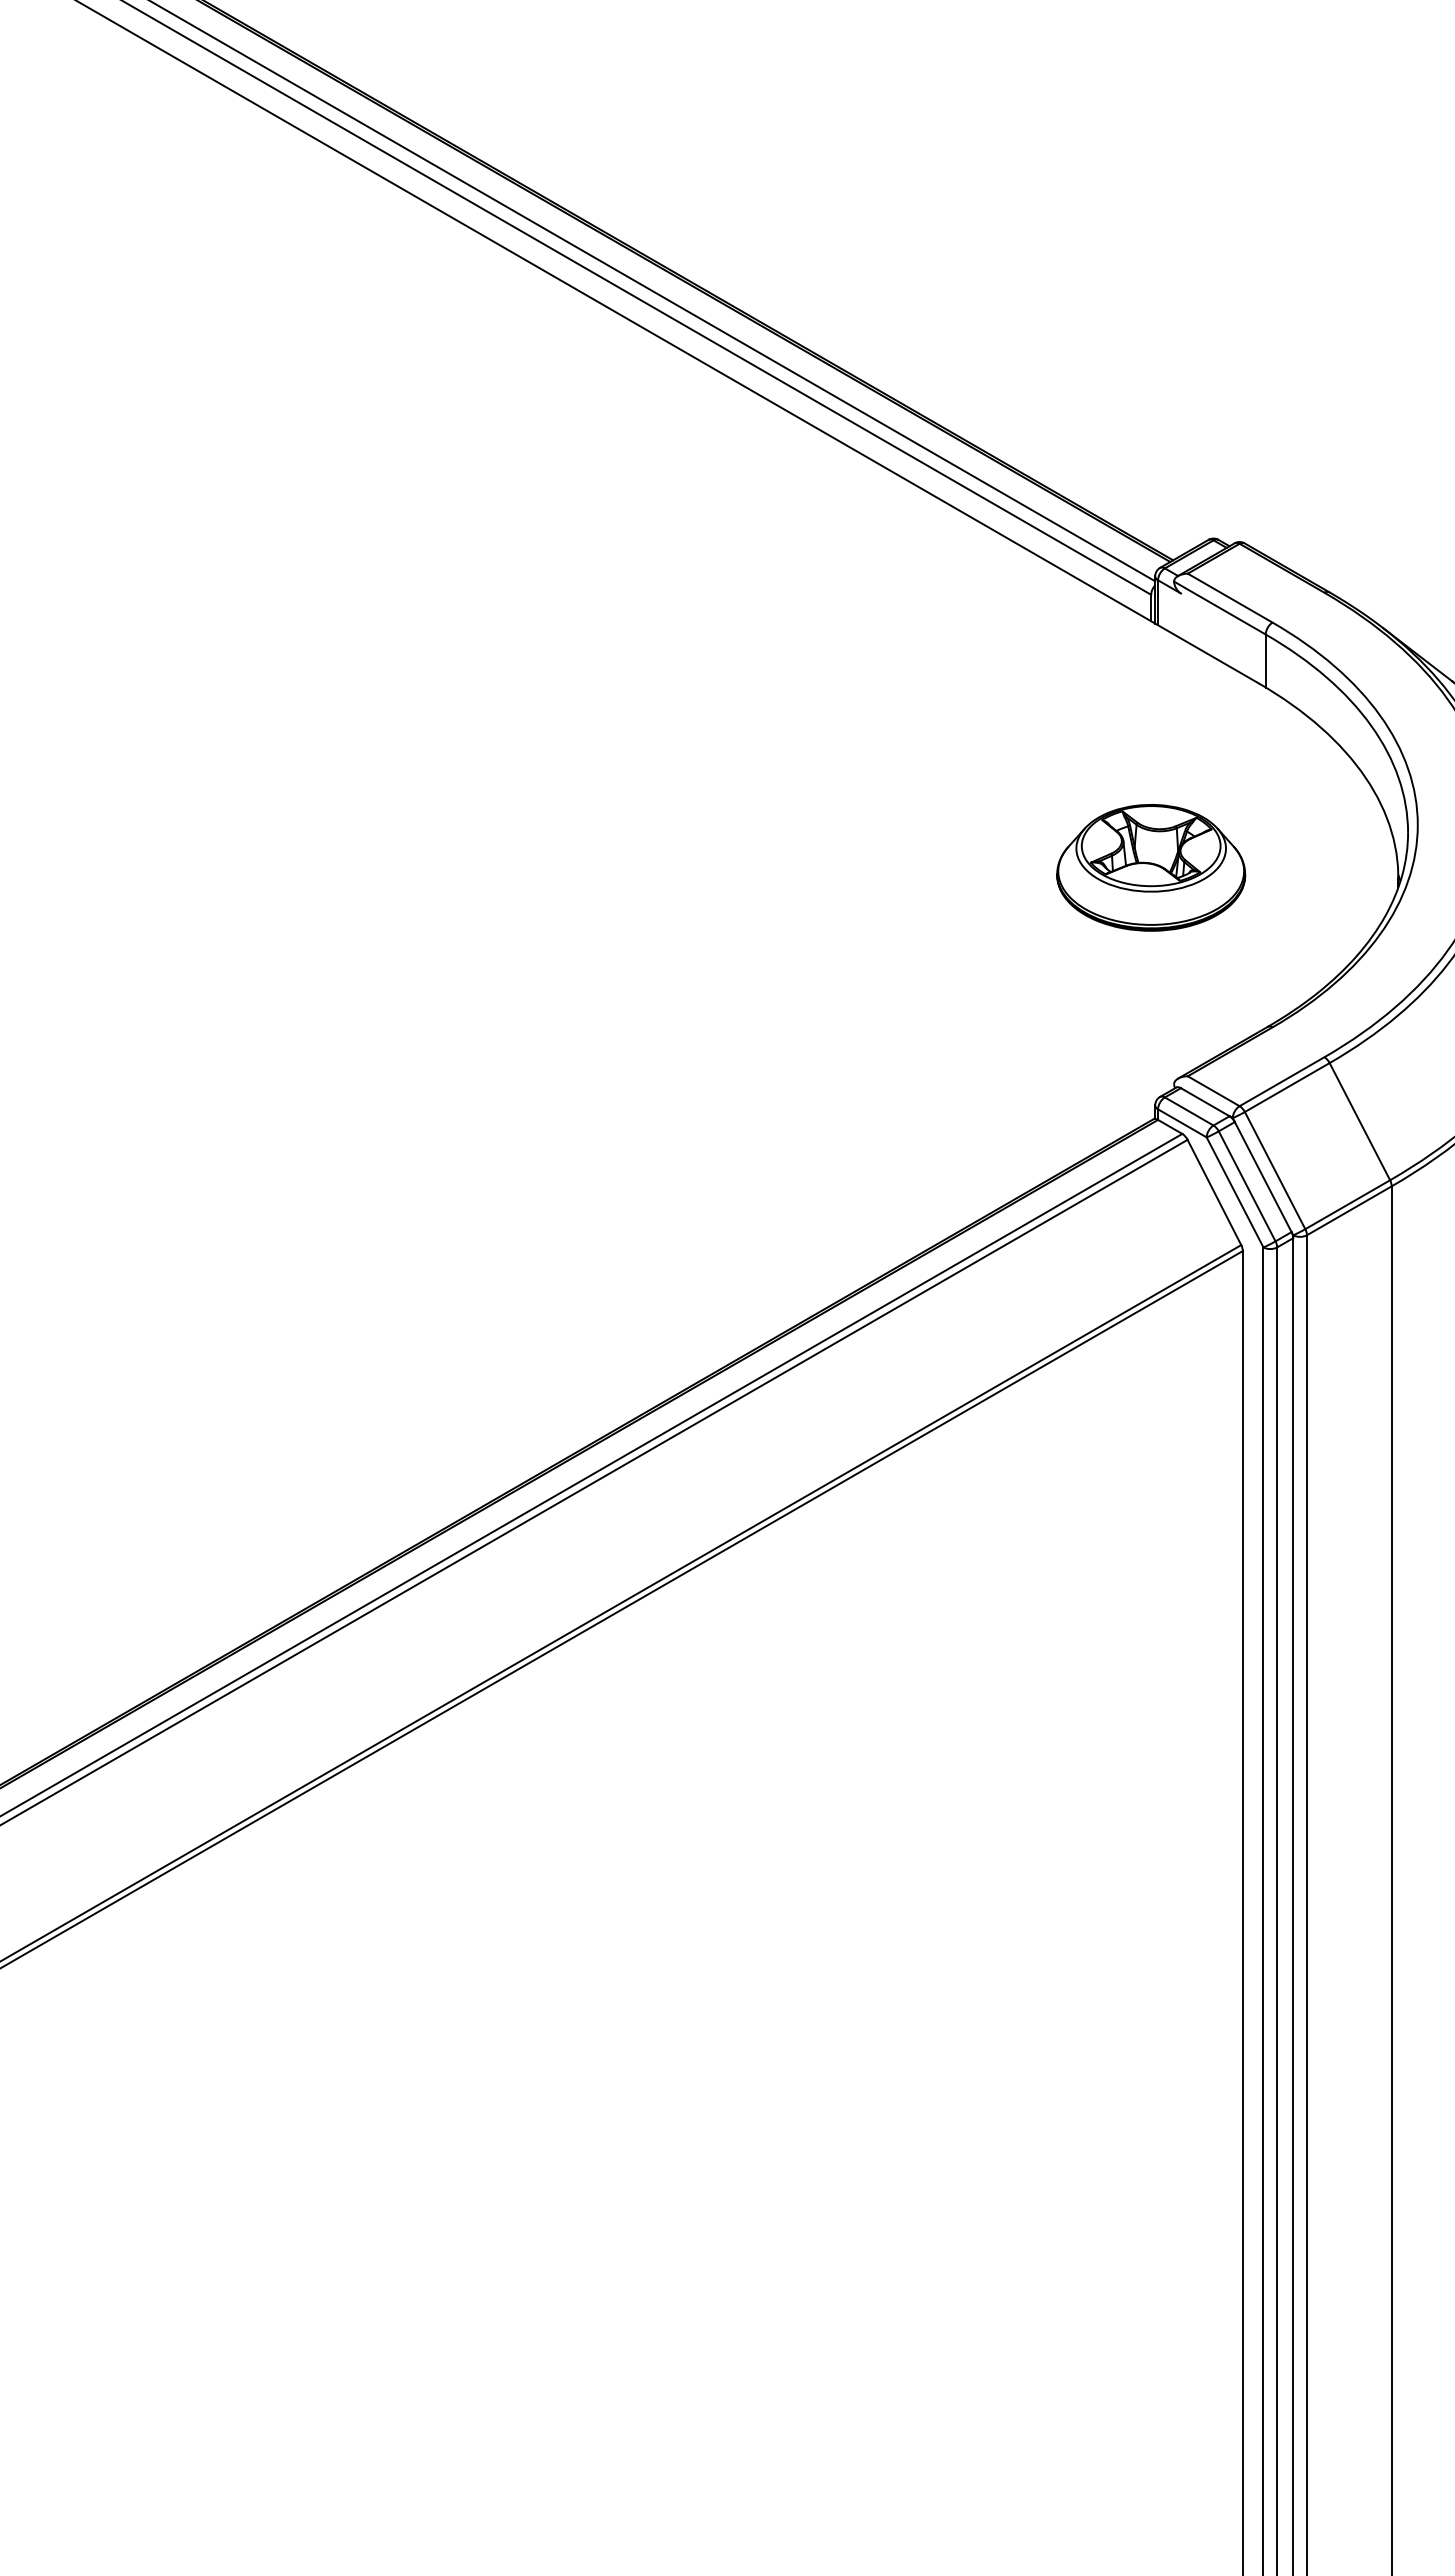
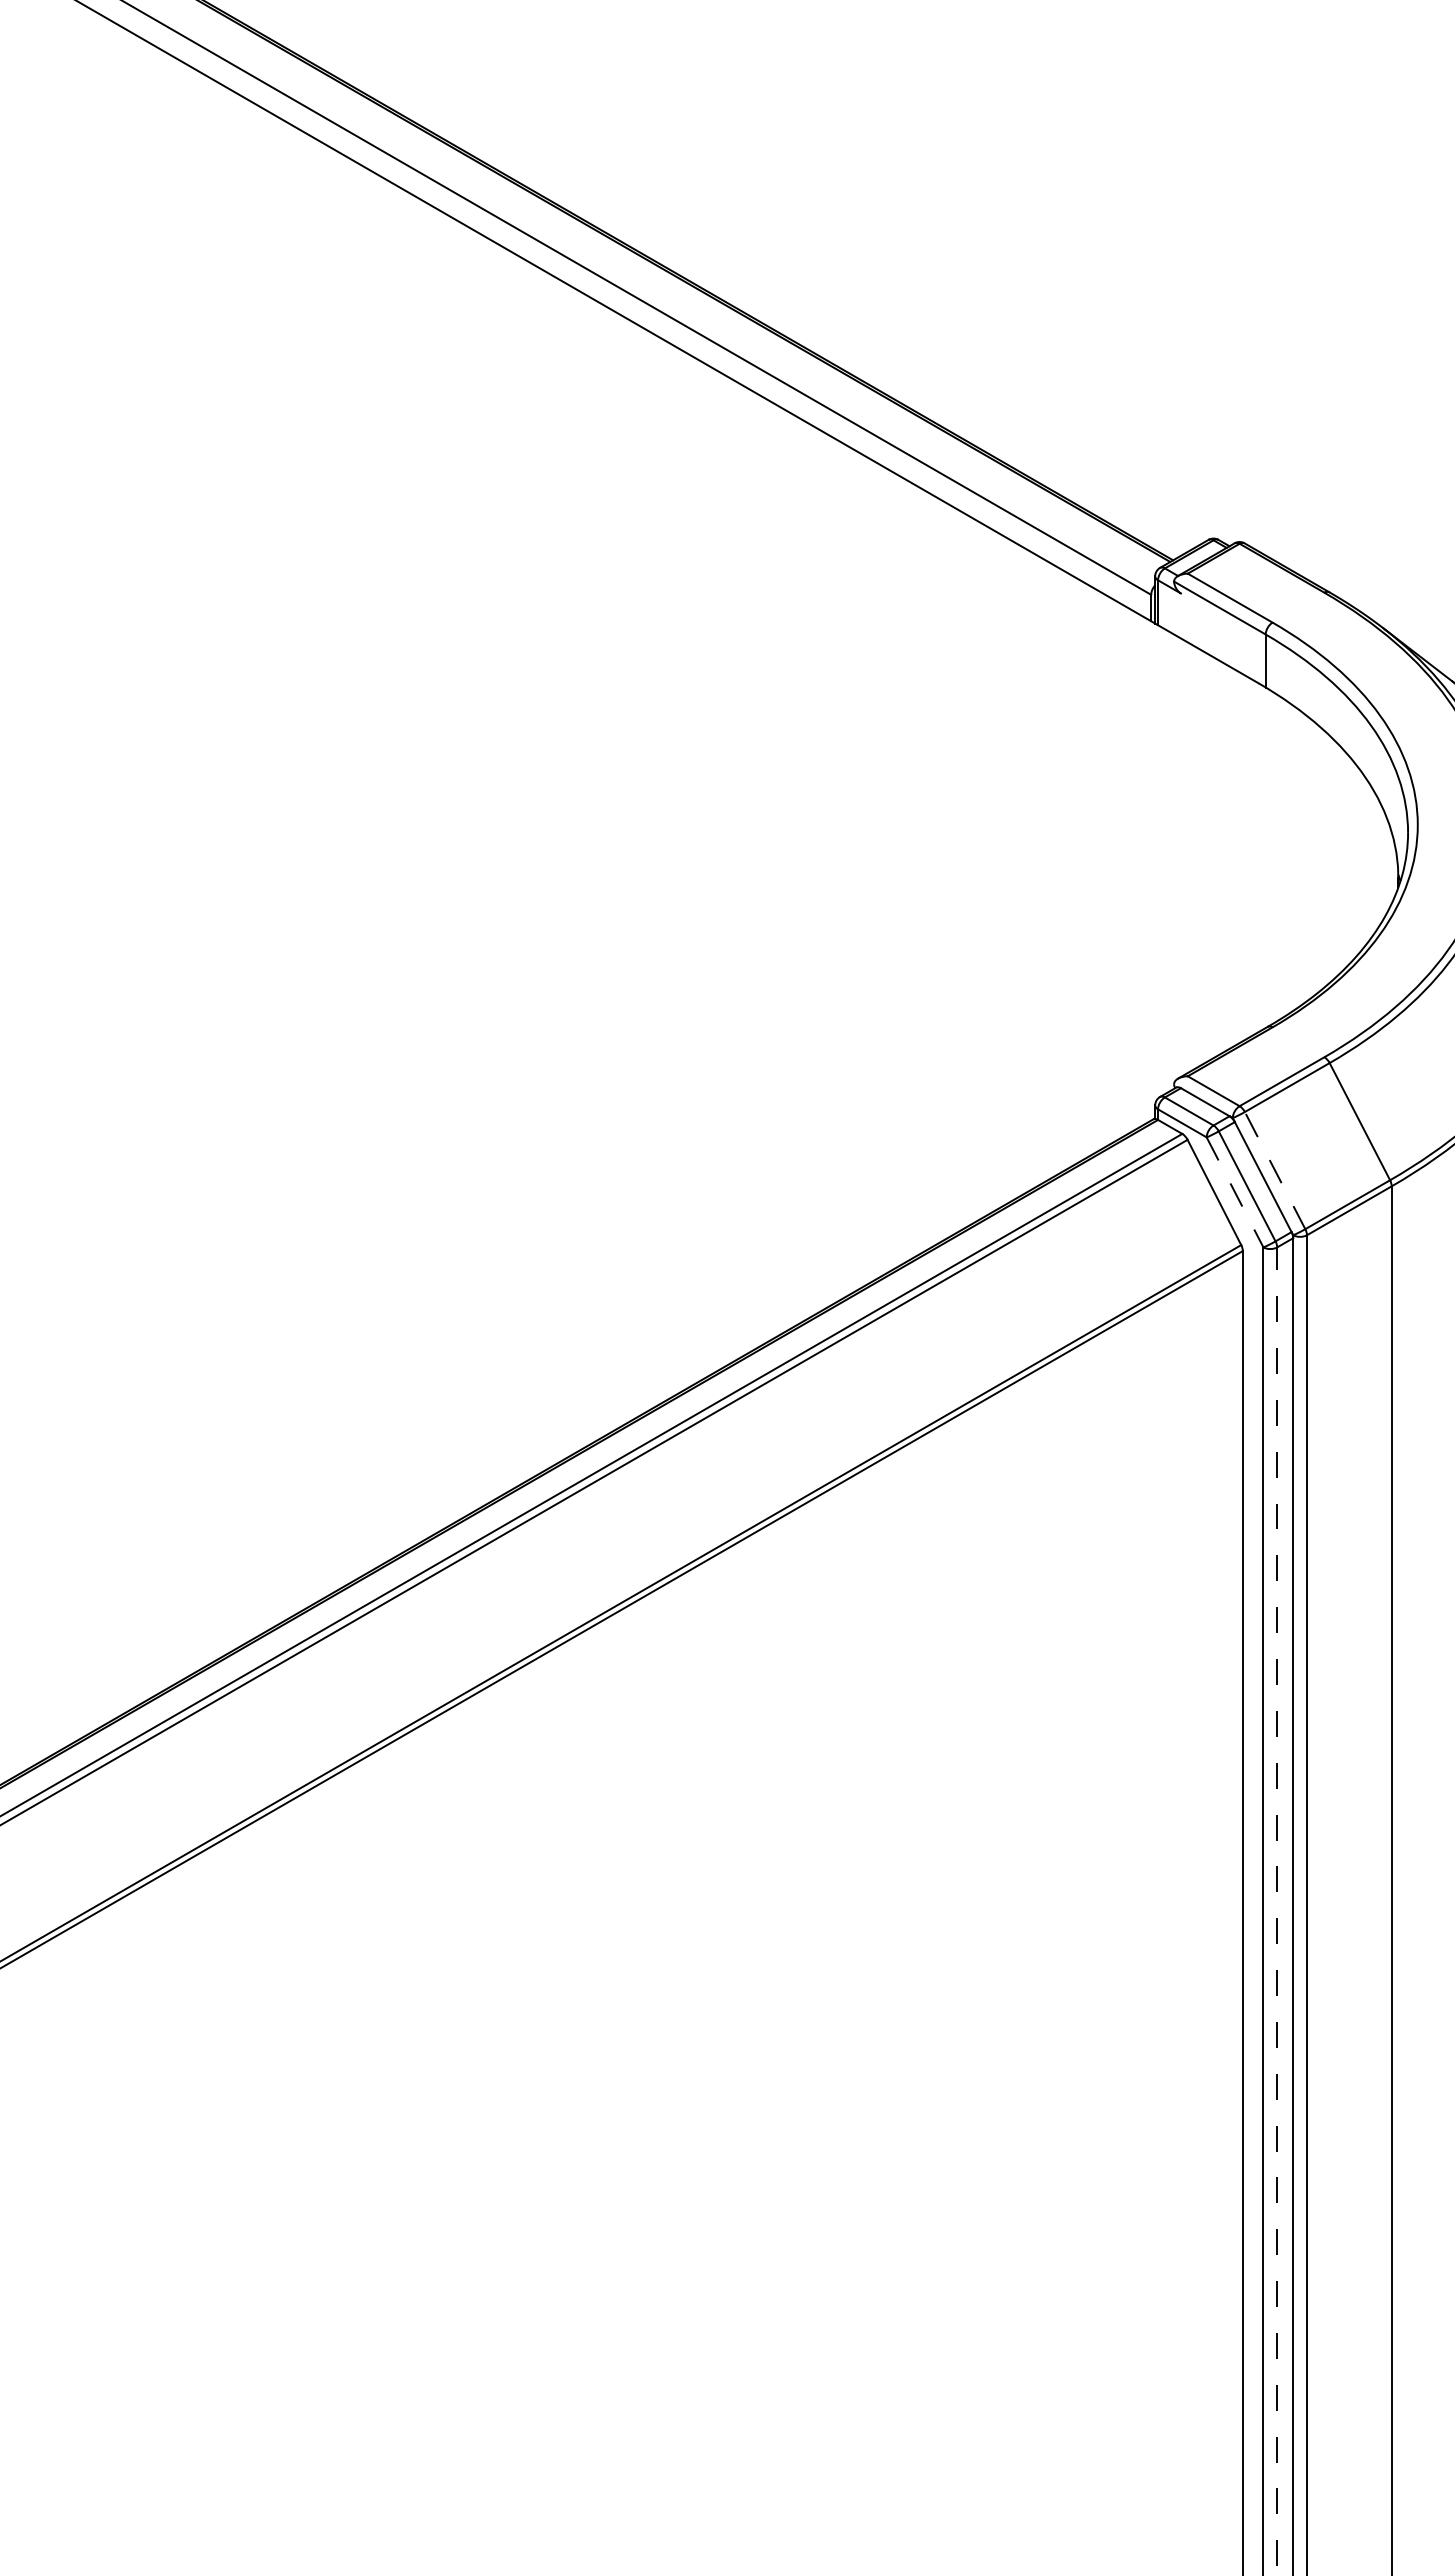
line: present -> none (653, 291)
part: present -> none (1151, 867)
line: solid -> dashed (1275, 1170)
line: solid -> dashed (1235, 1192)
line: solid -> dashed (1277, 1911)
